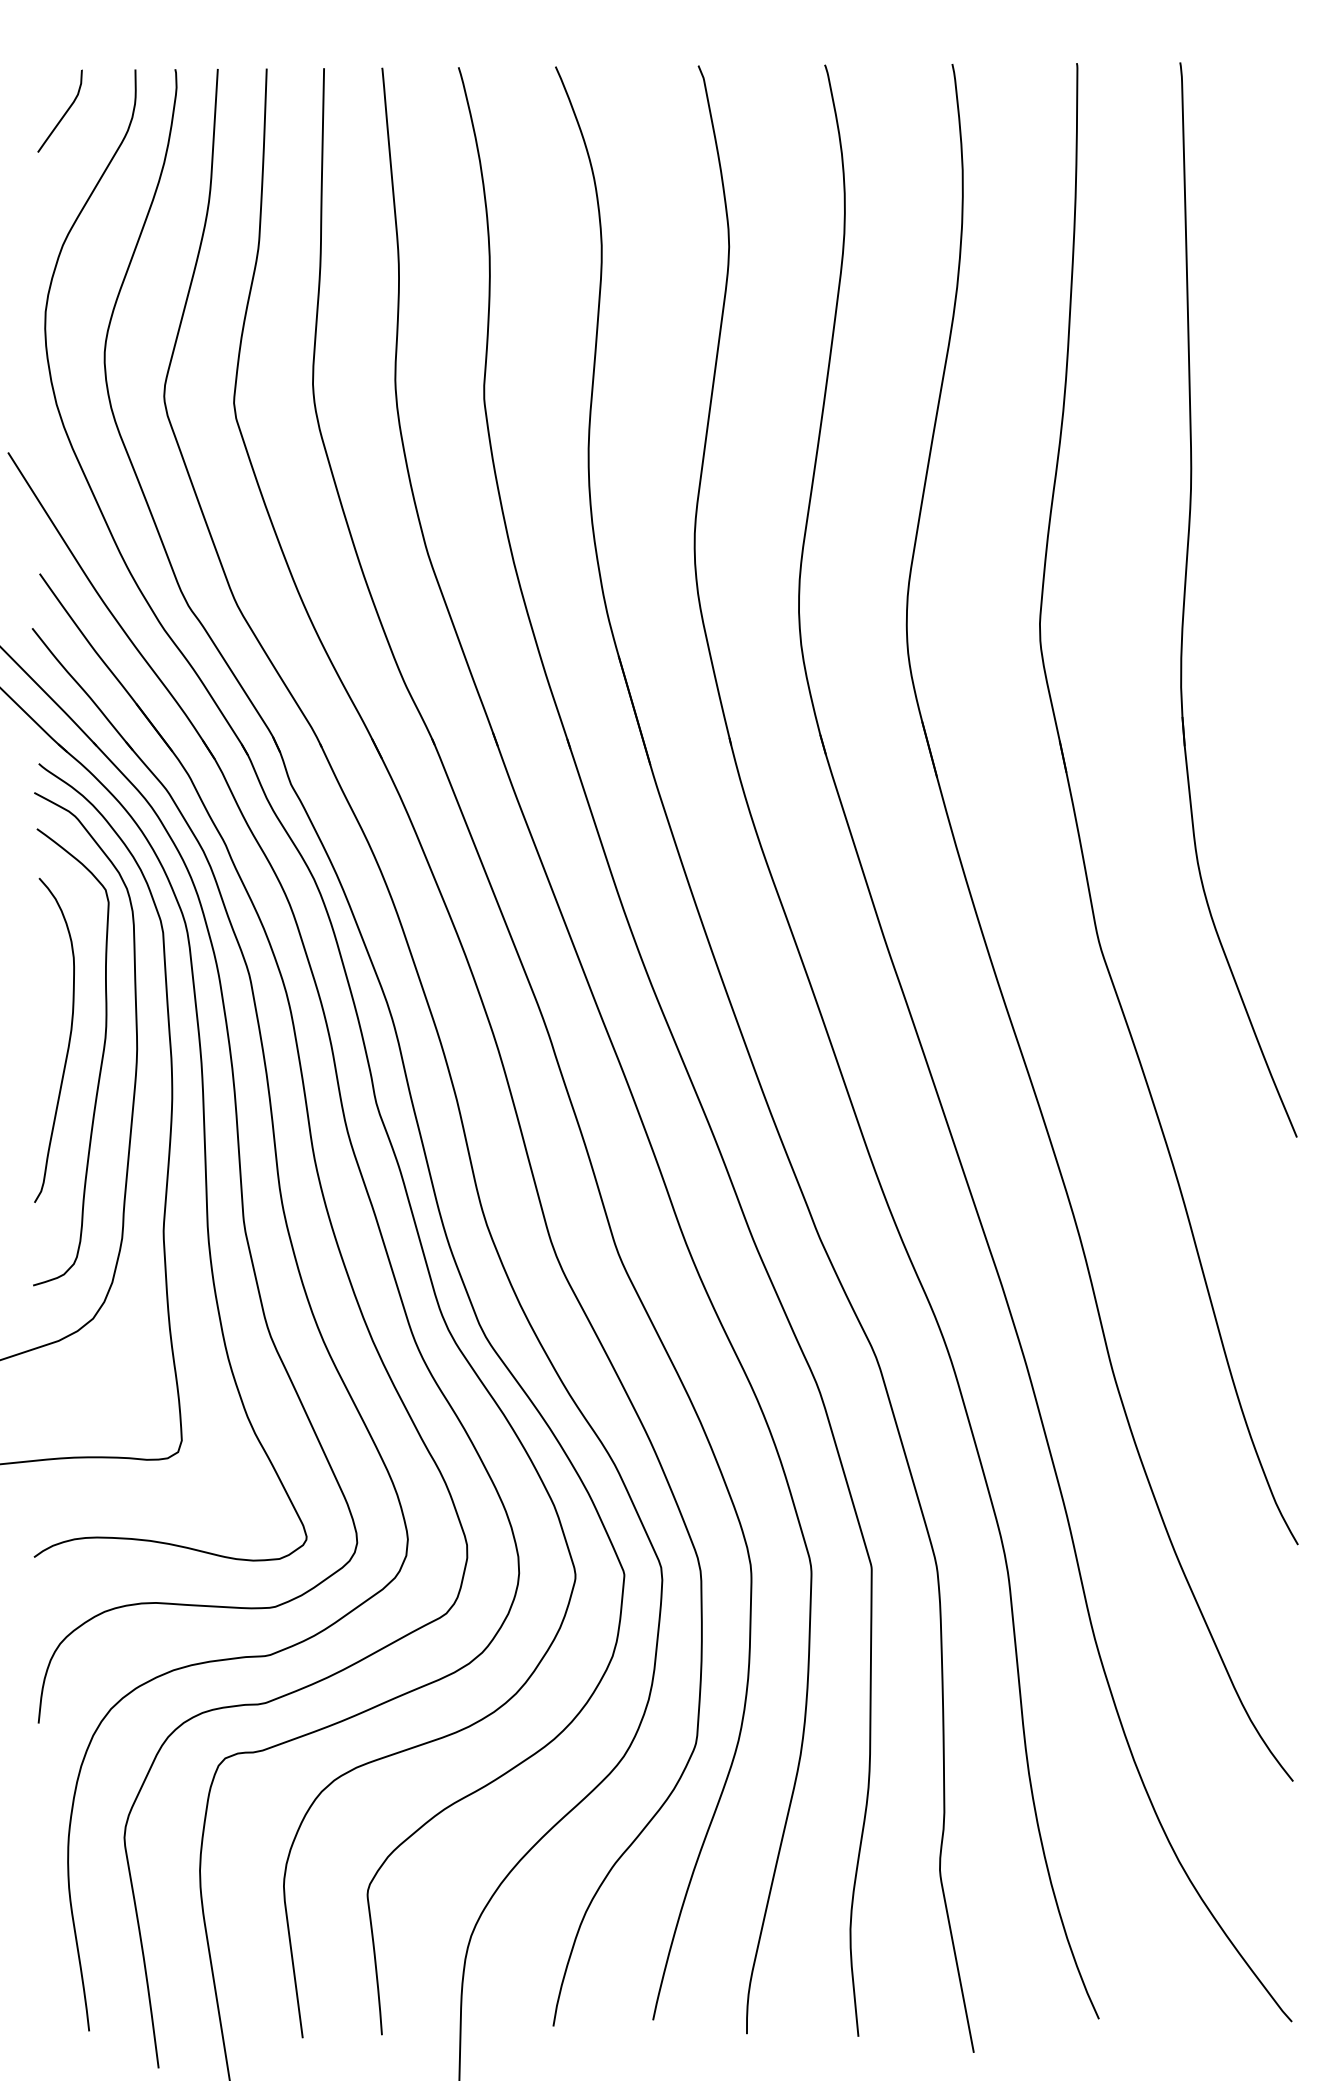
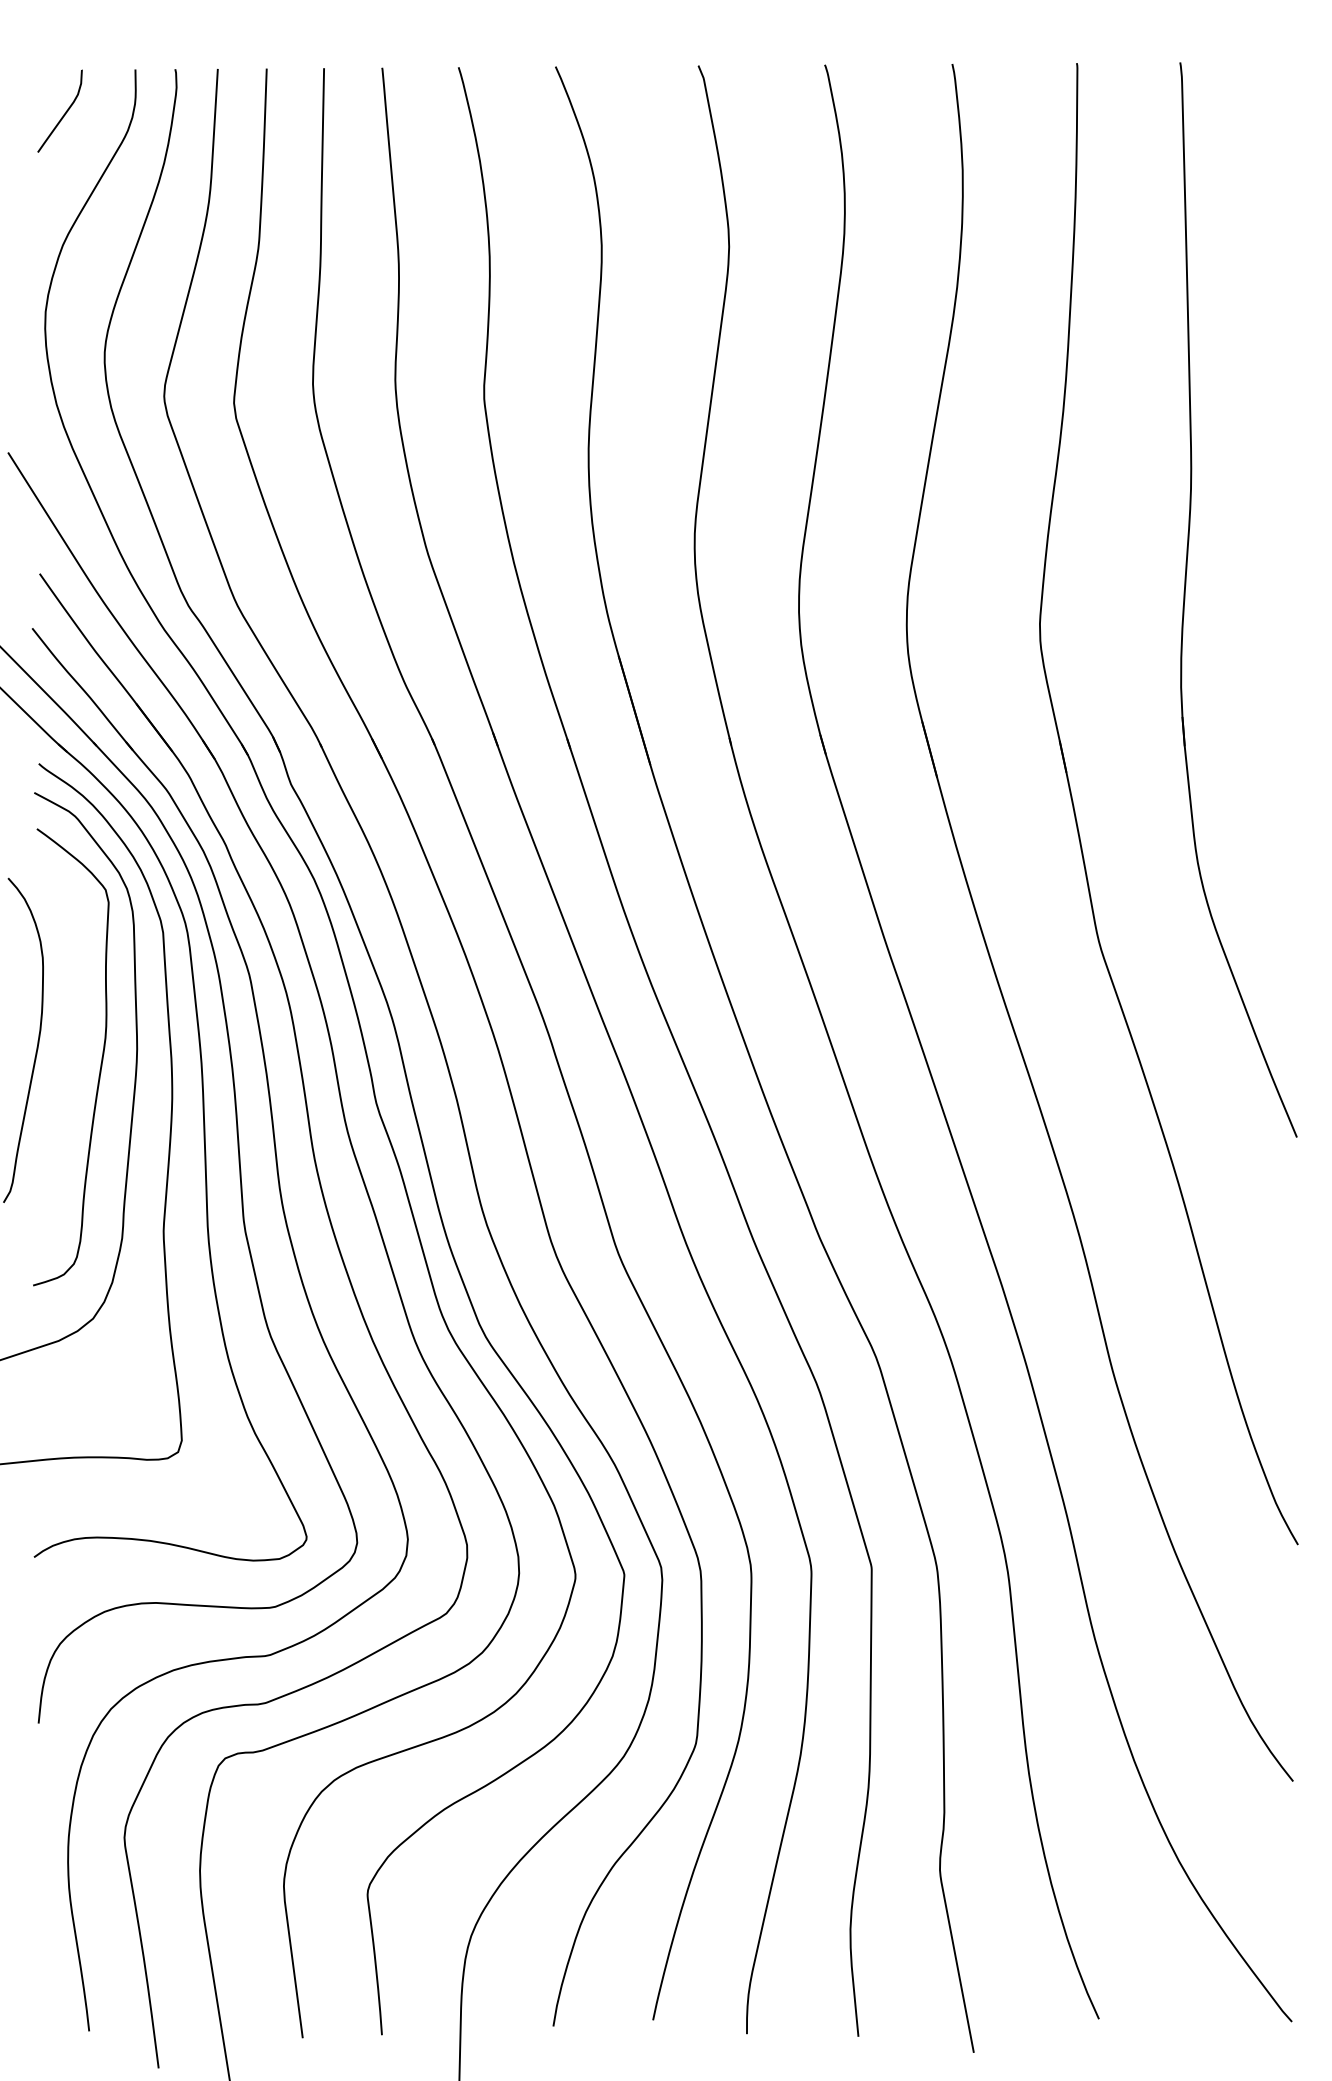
curve position: (68, 1040) -> (37, 1040) (37, 1040)
